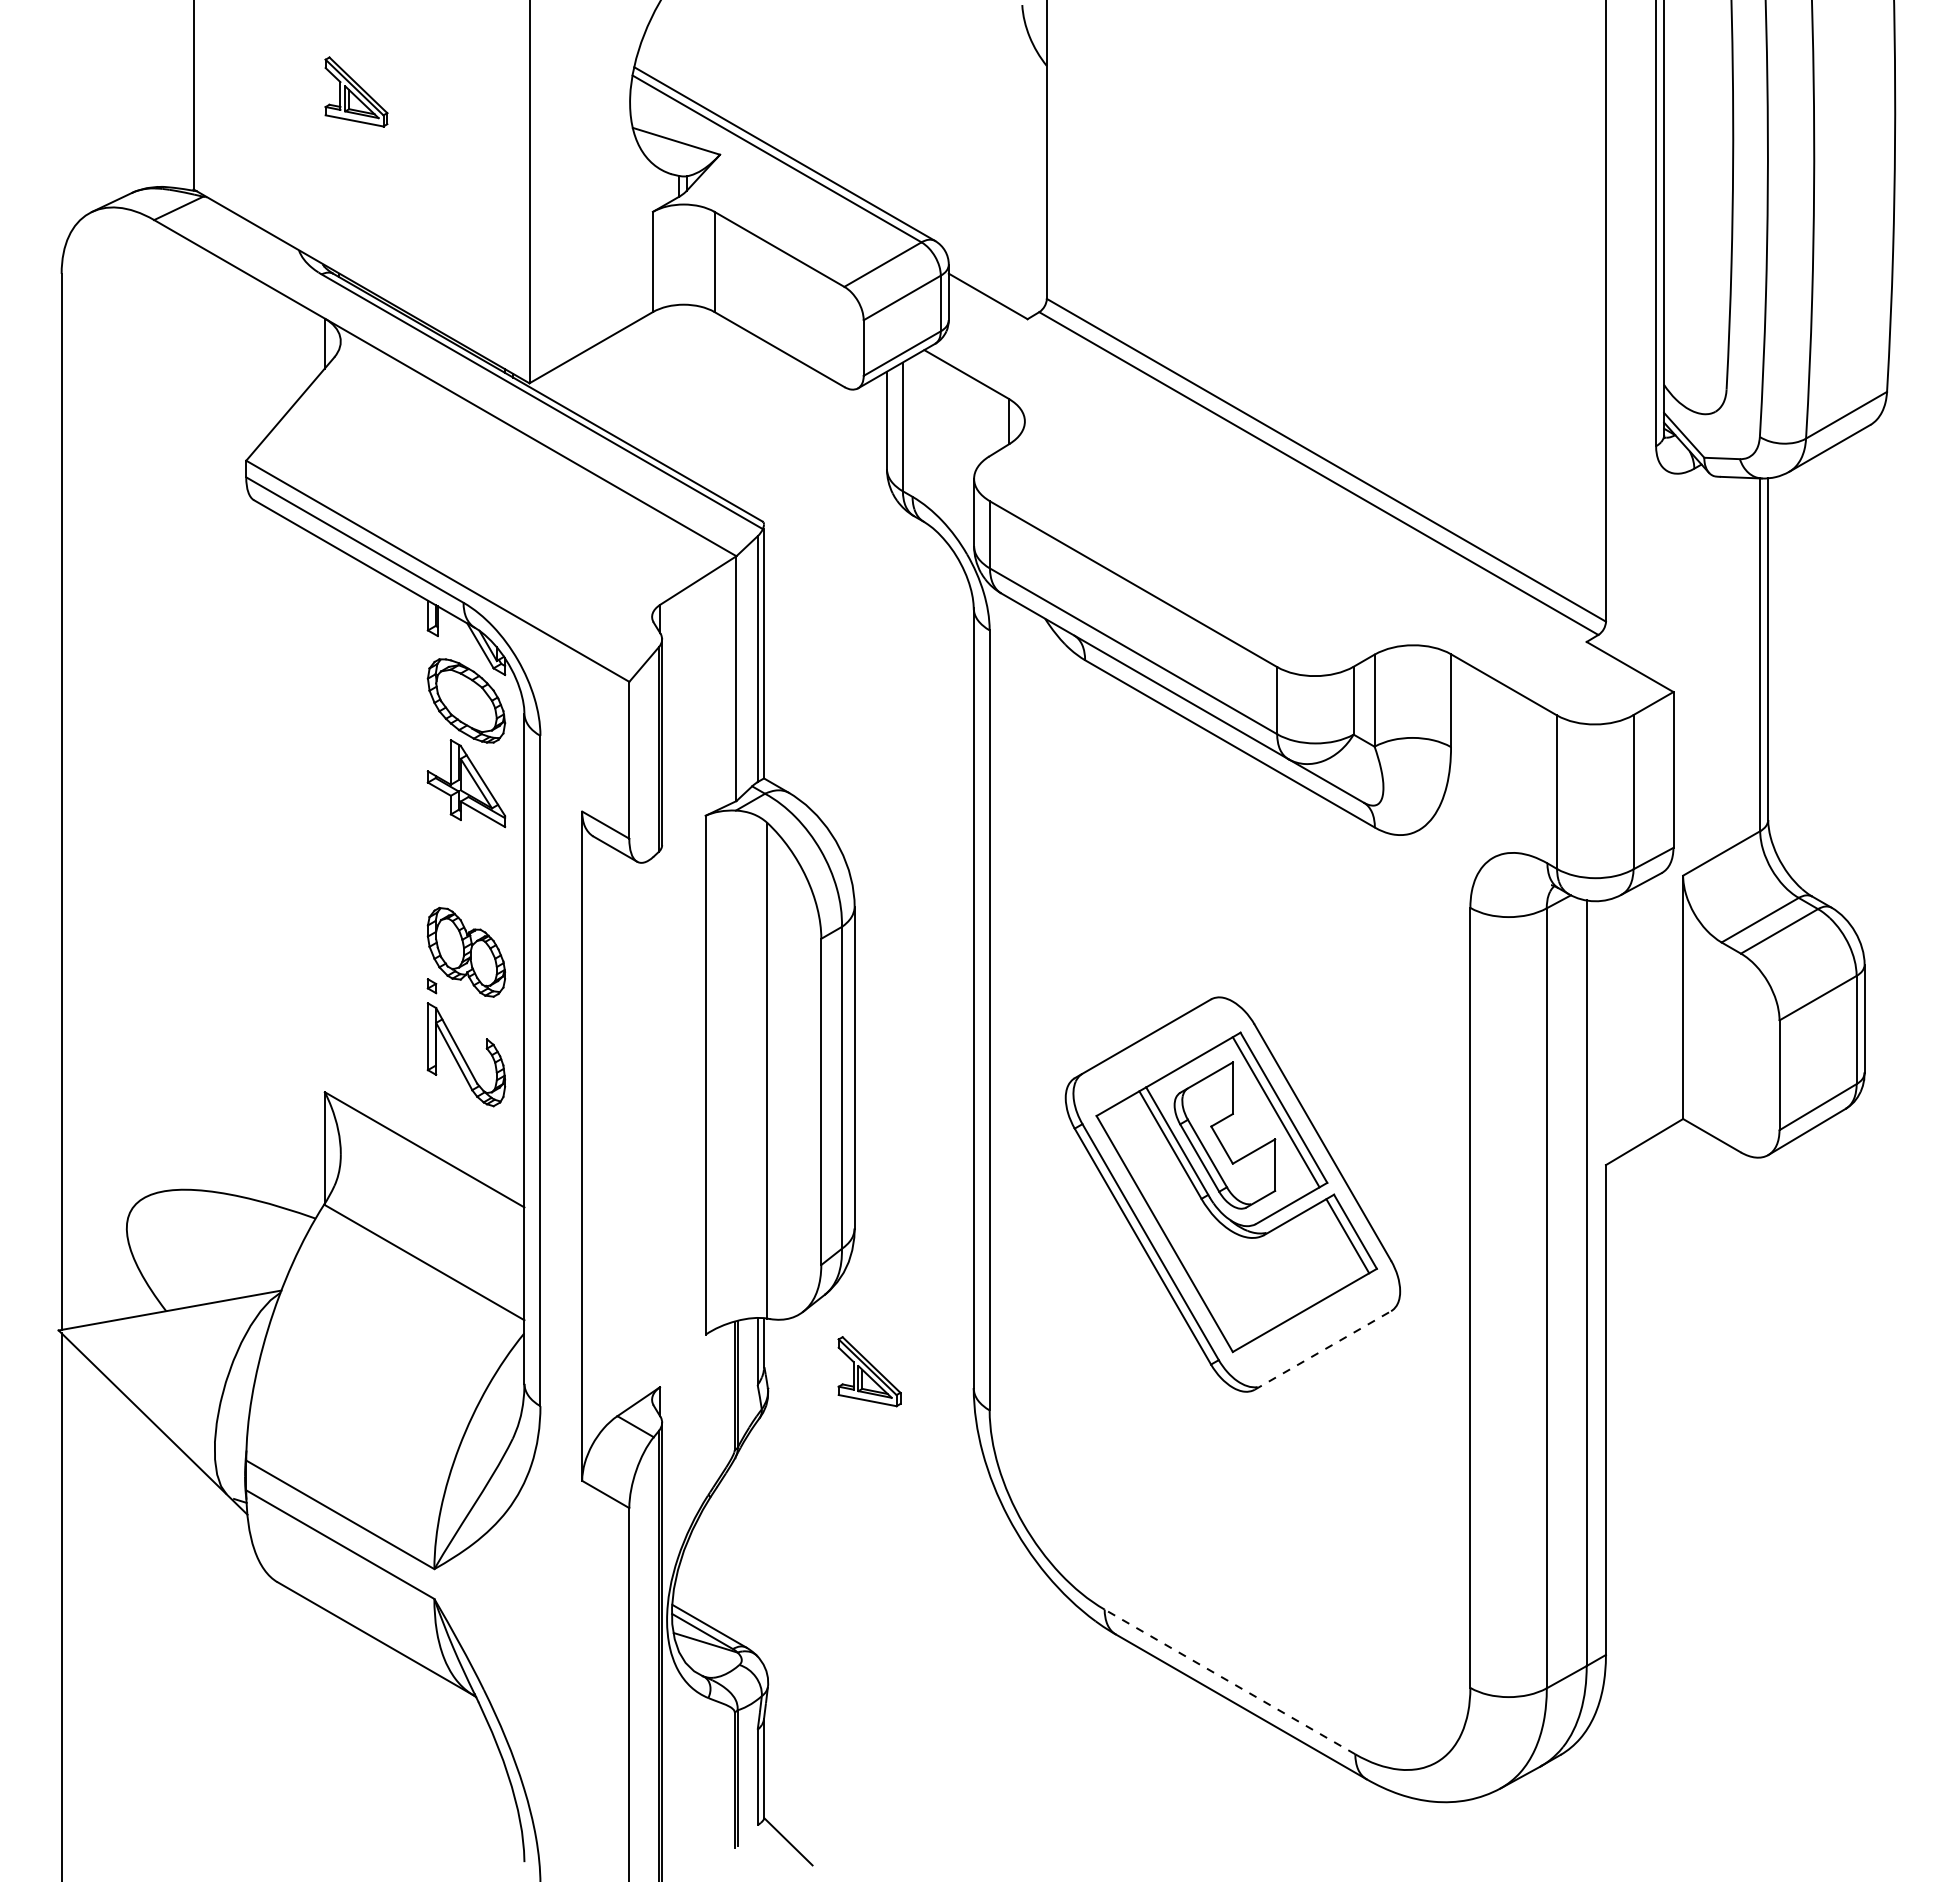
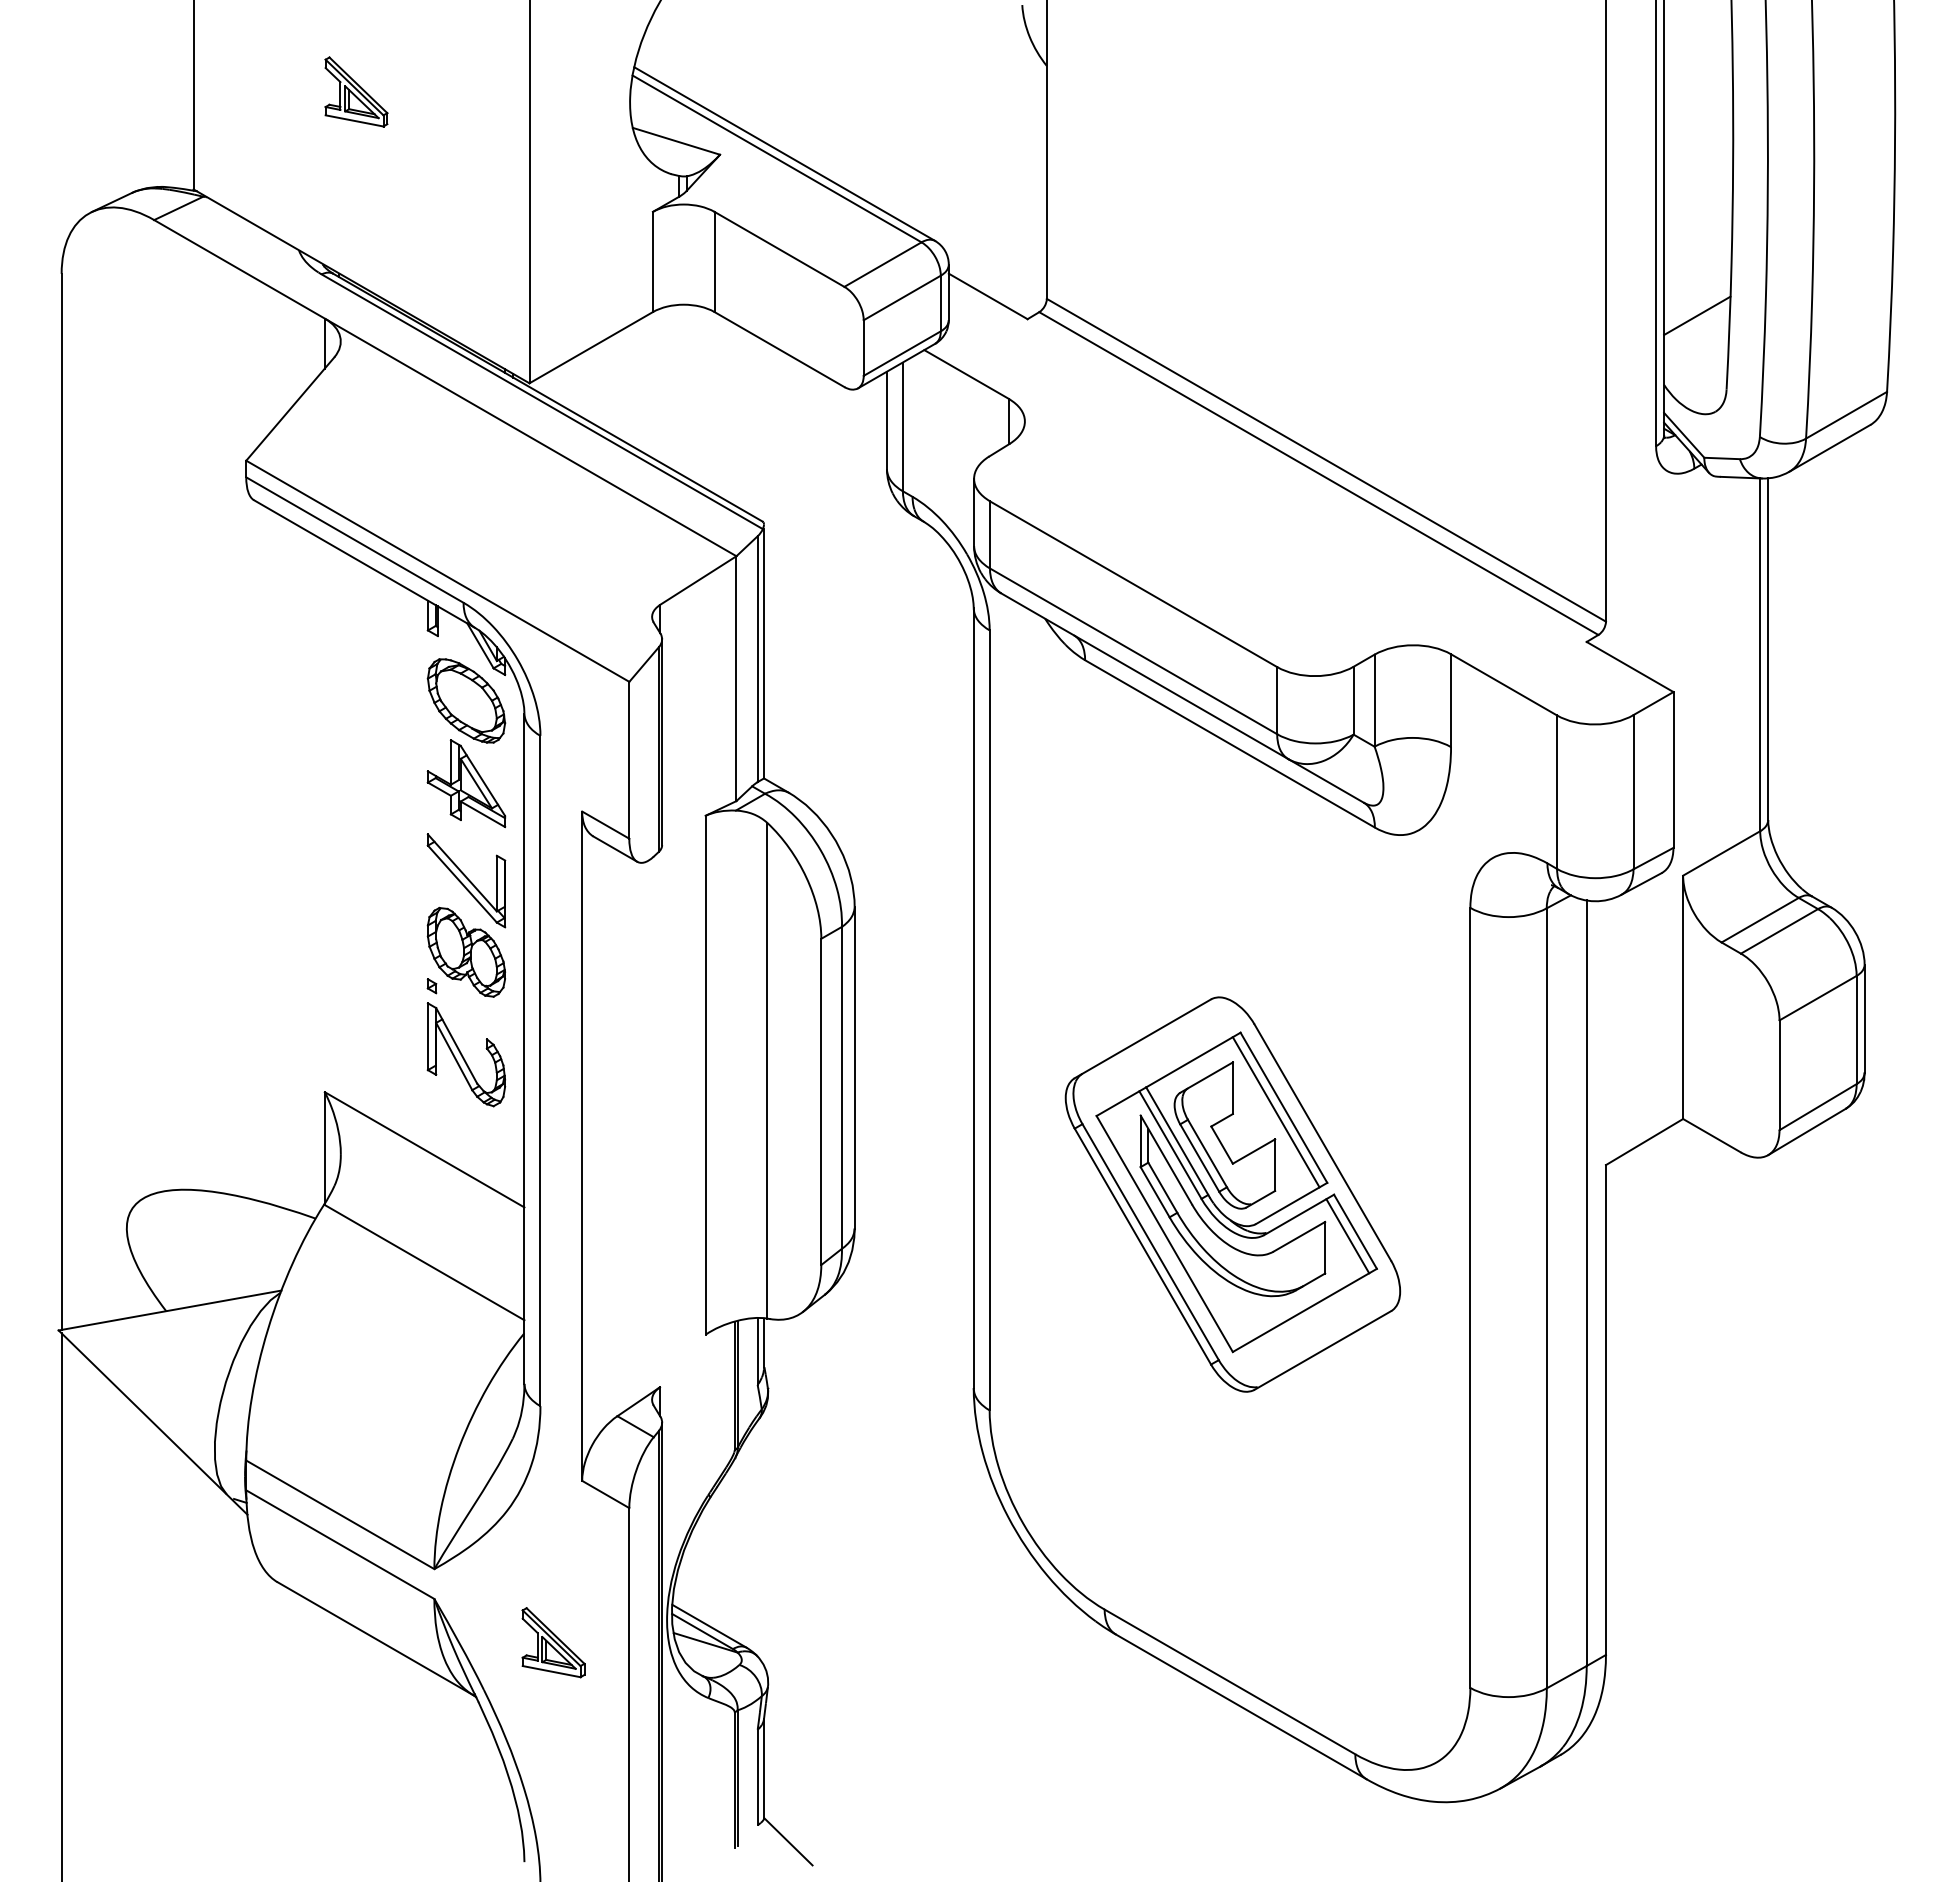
line: none -> present (1697, 315)
part: none -> present (466, 880)
part: none -> present (1210, 1227)
line: dashed -> solid (1322, 1350)
part position: (869, 1371) -> (553, 1642) (553, 1642)
line: dashed -> solid (1230, 1681)
